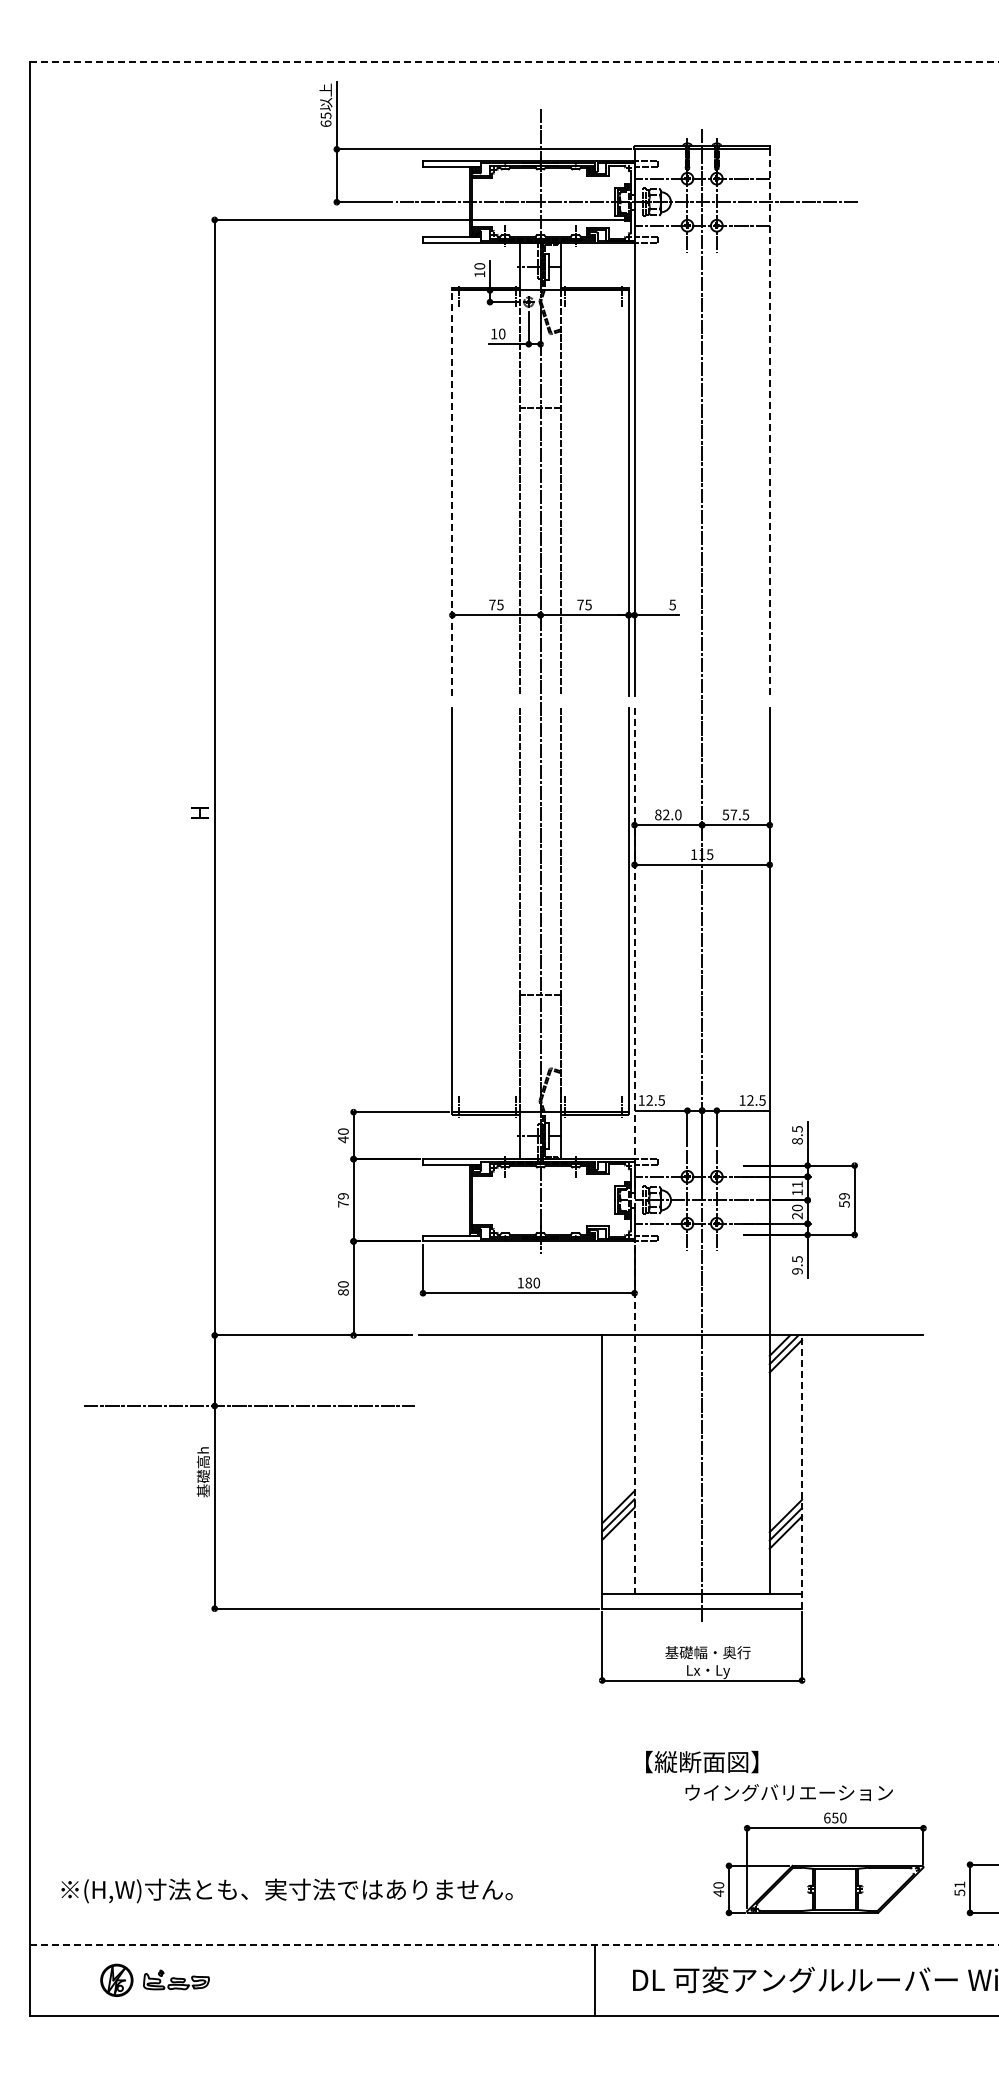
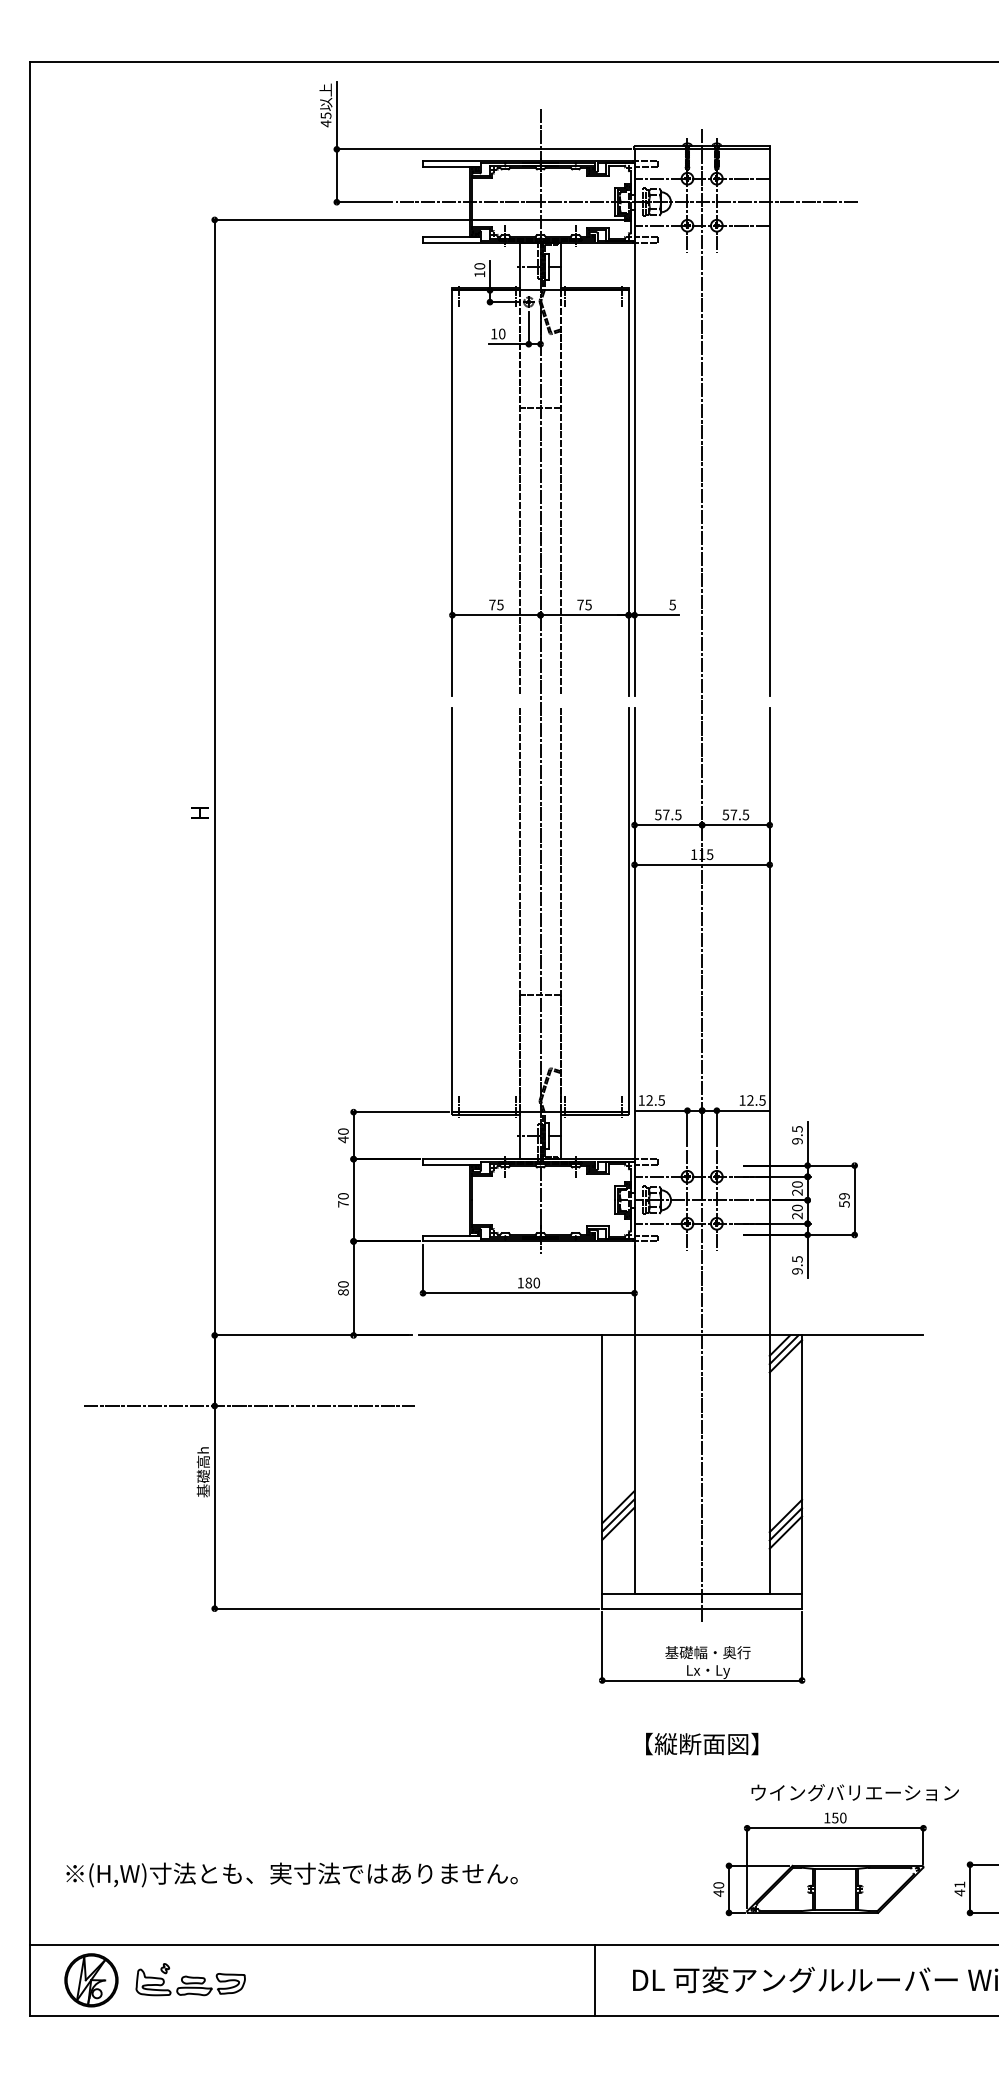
line: dashed -> solid (514, 62)
text: 65 -> 45 (325, 123)
line: dashed -> solid (769, 423)
line: dashed -> solid (452, 493)
text: 82.0 -> 57.5 (668, 814)
text: 8.5 -> 9.5 (797, 1141)
line: dashed -> solid (634, 1151)
text: 11 -> 20 (797, 1188)
text: 79 -> 70 (343, 1196)
line: dashed -> solid (802, 1472)
text position: (702, 1761) -> (702, 1743) (702, 1743)
text position: (788, 1792) -> (854, 1792) (854, 1792)
text: 650 -> 150 (827, 1817)
text position: (286, 1890) -> (291, 1874) (291, 1874)
text: 51 -> 41 (959, 1892)
line: dashed -> solid (514, 1945)
part size: 110x34 px -> 182x55 px (154, 1980)
